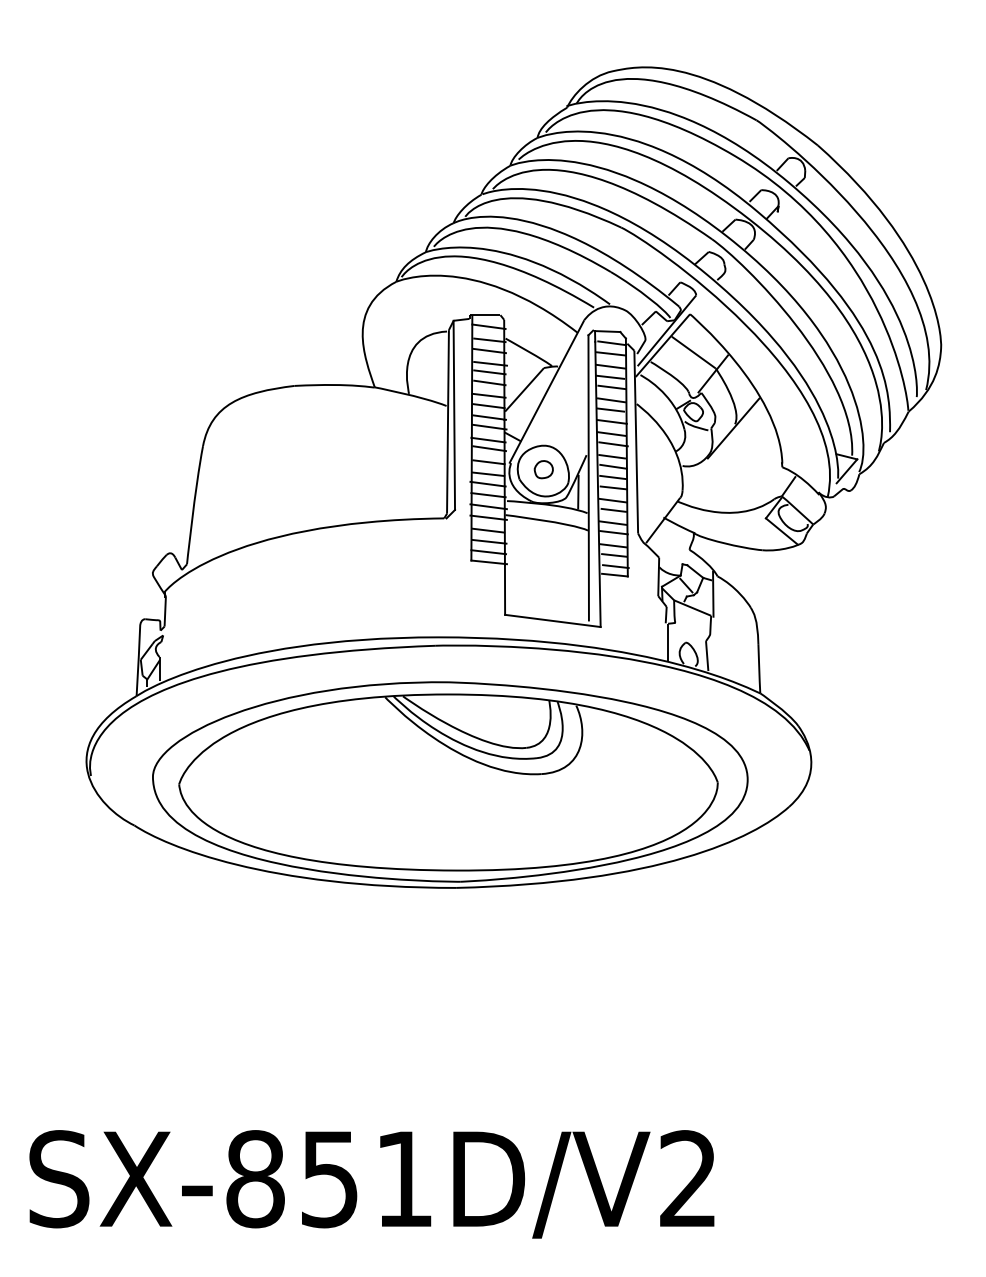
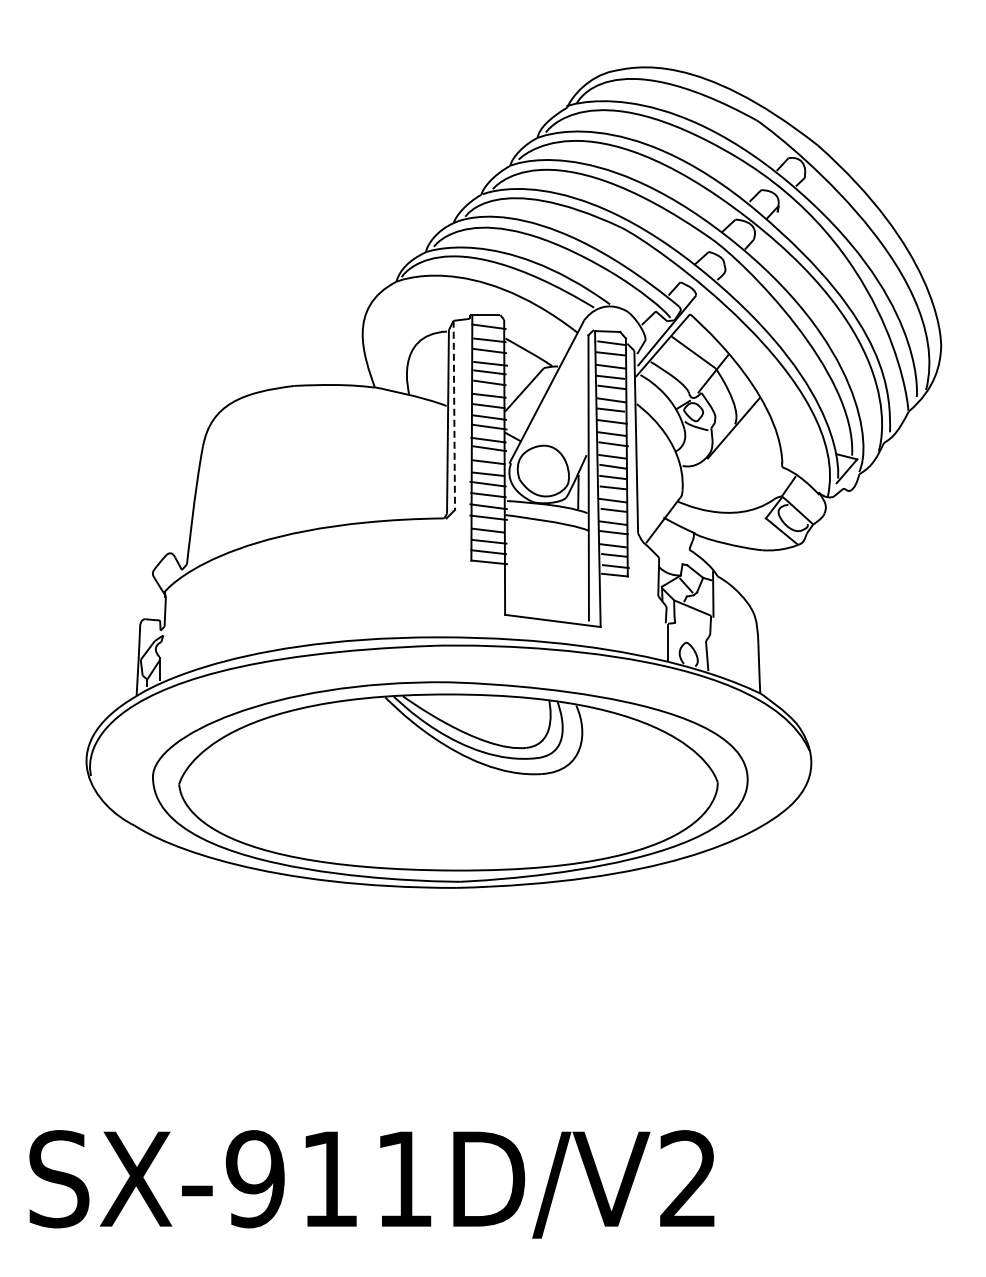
line: solid -> dashed (454, 415)
part: present -> none (543, 469)
text: SX-851D/V2 -> SX-911D/V2 (291, 1179)
